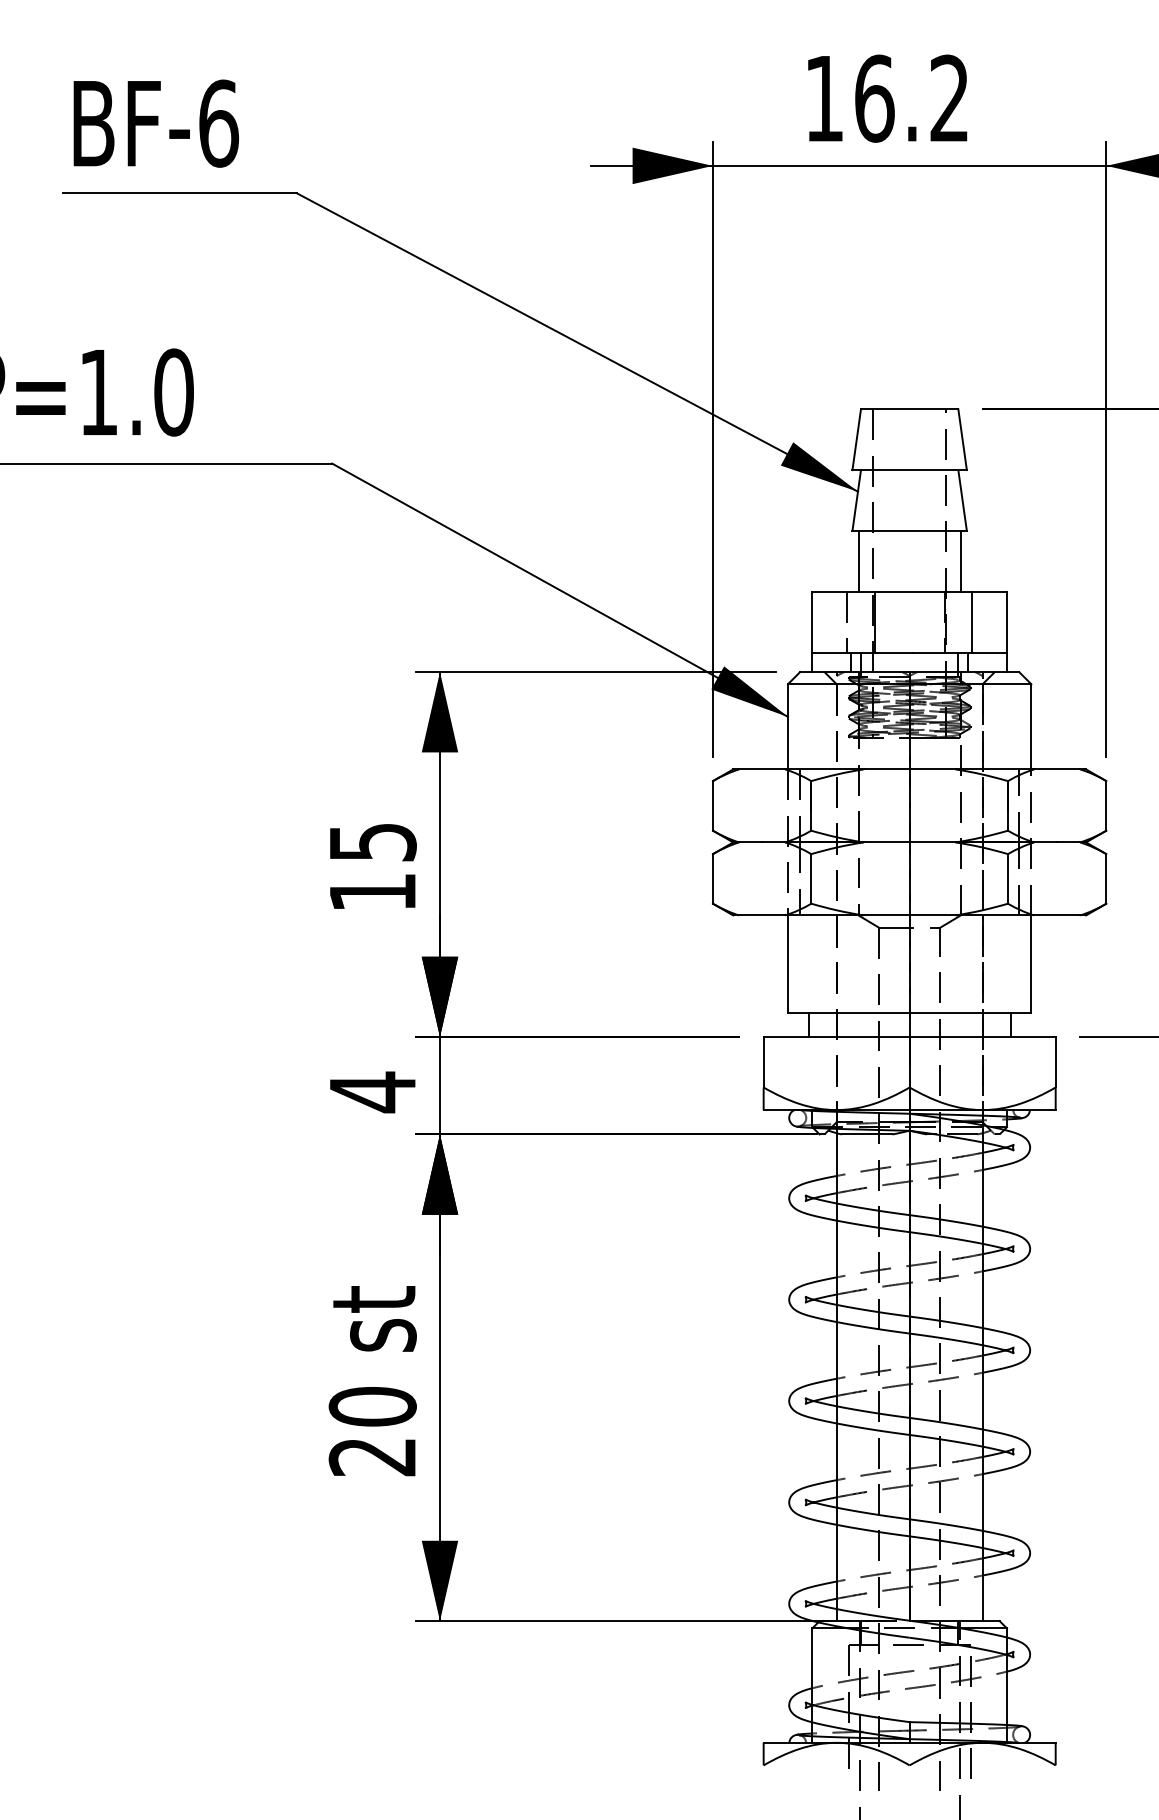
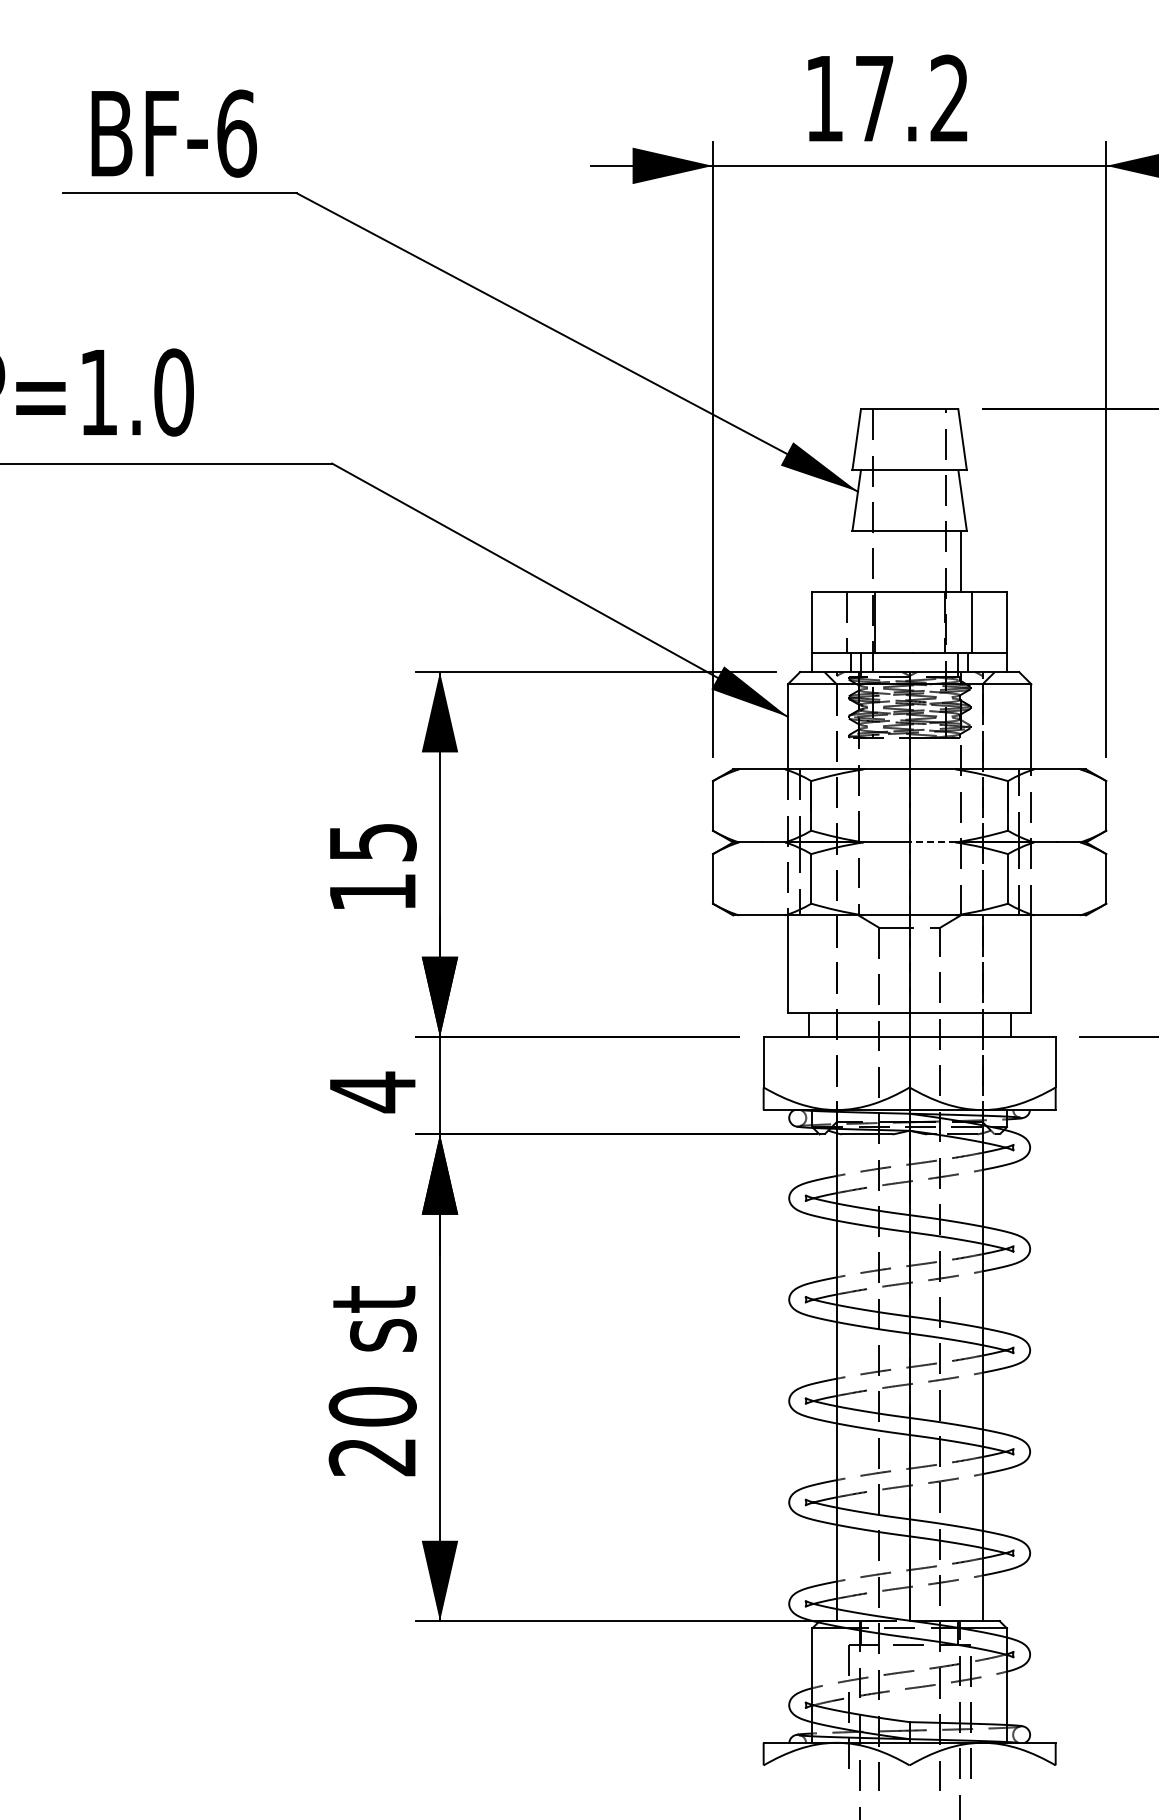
text: 16.2 -> 17.2 (874, 98)
text position: (155, 123) -> (173, 133) (173, 133)
line: present -> none (858, 560)
line: solid -> dashed (932, 842)
